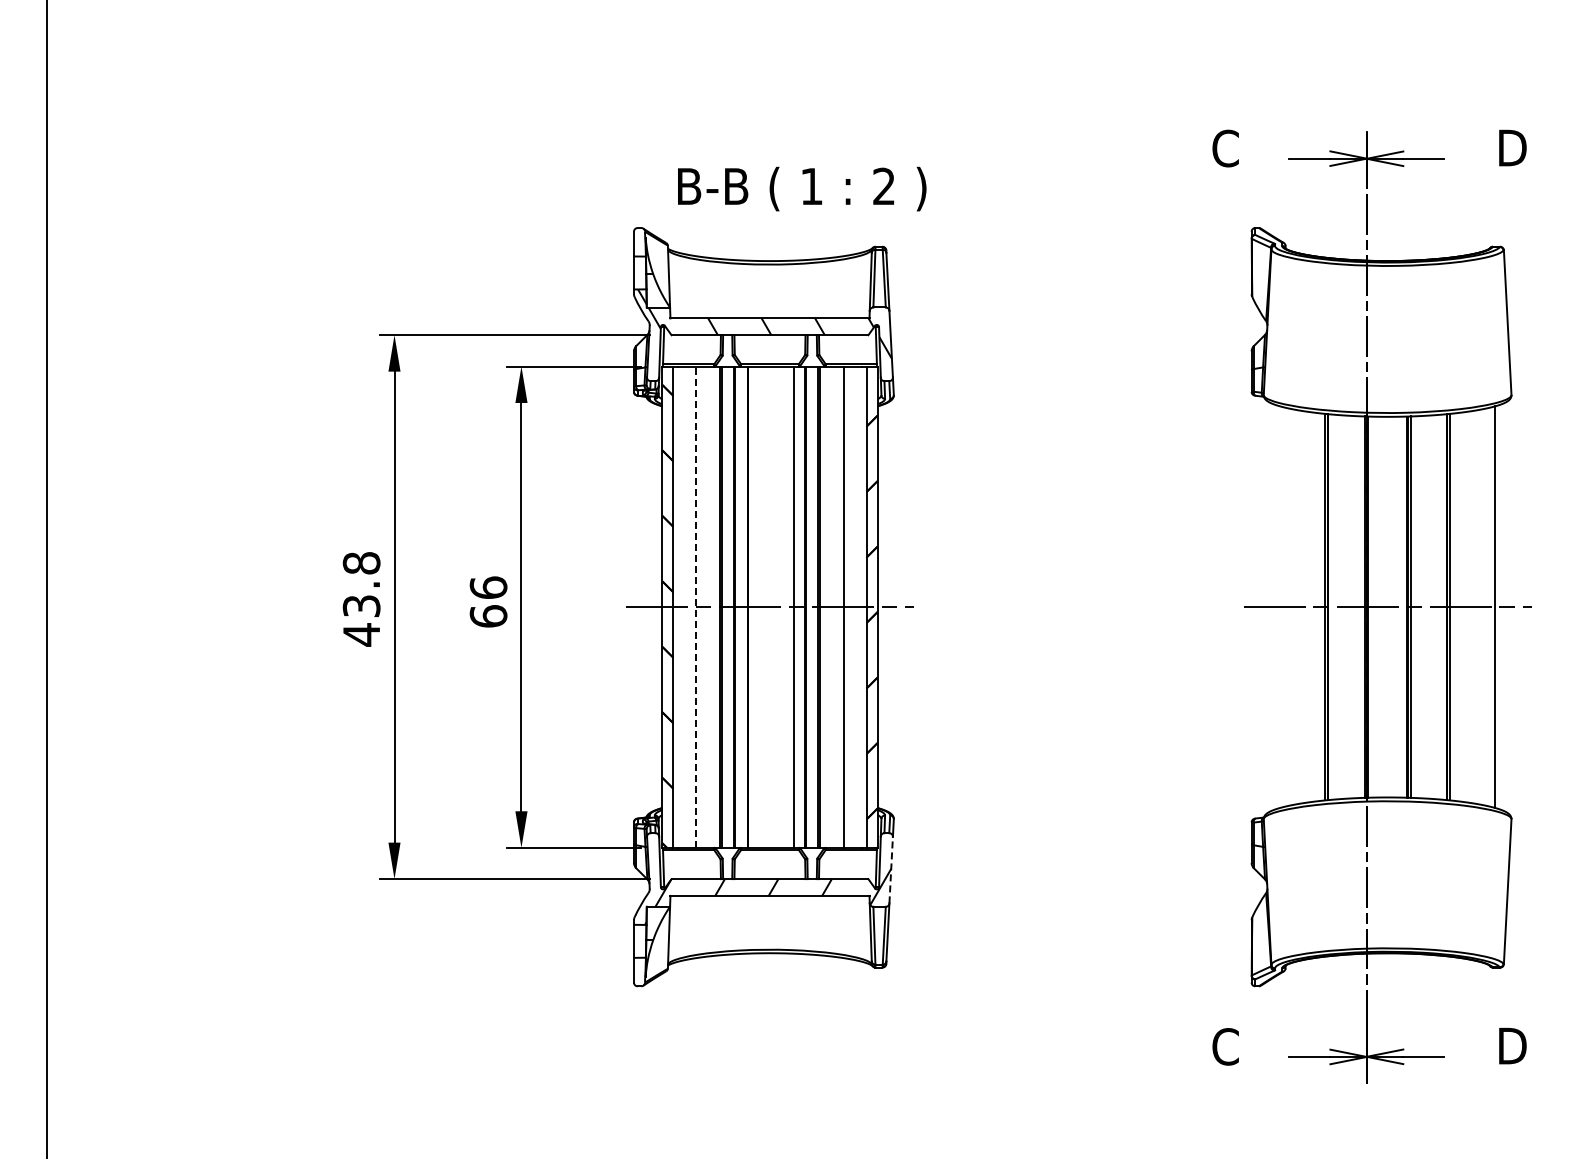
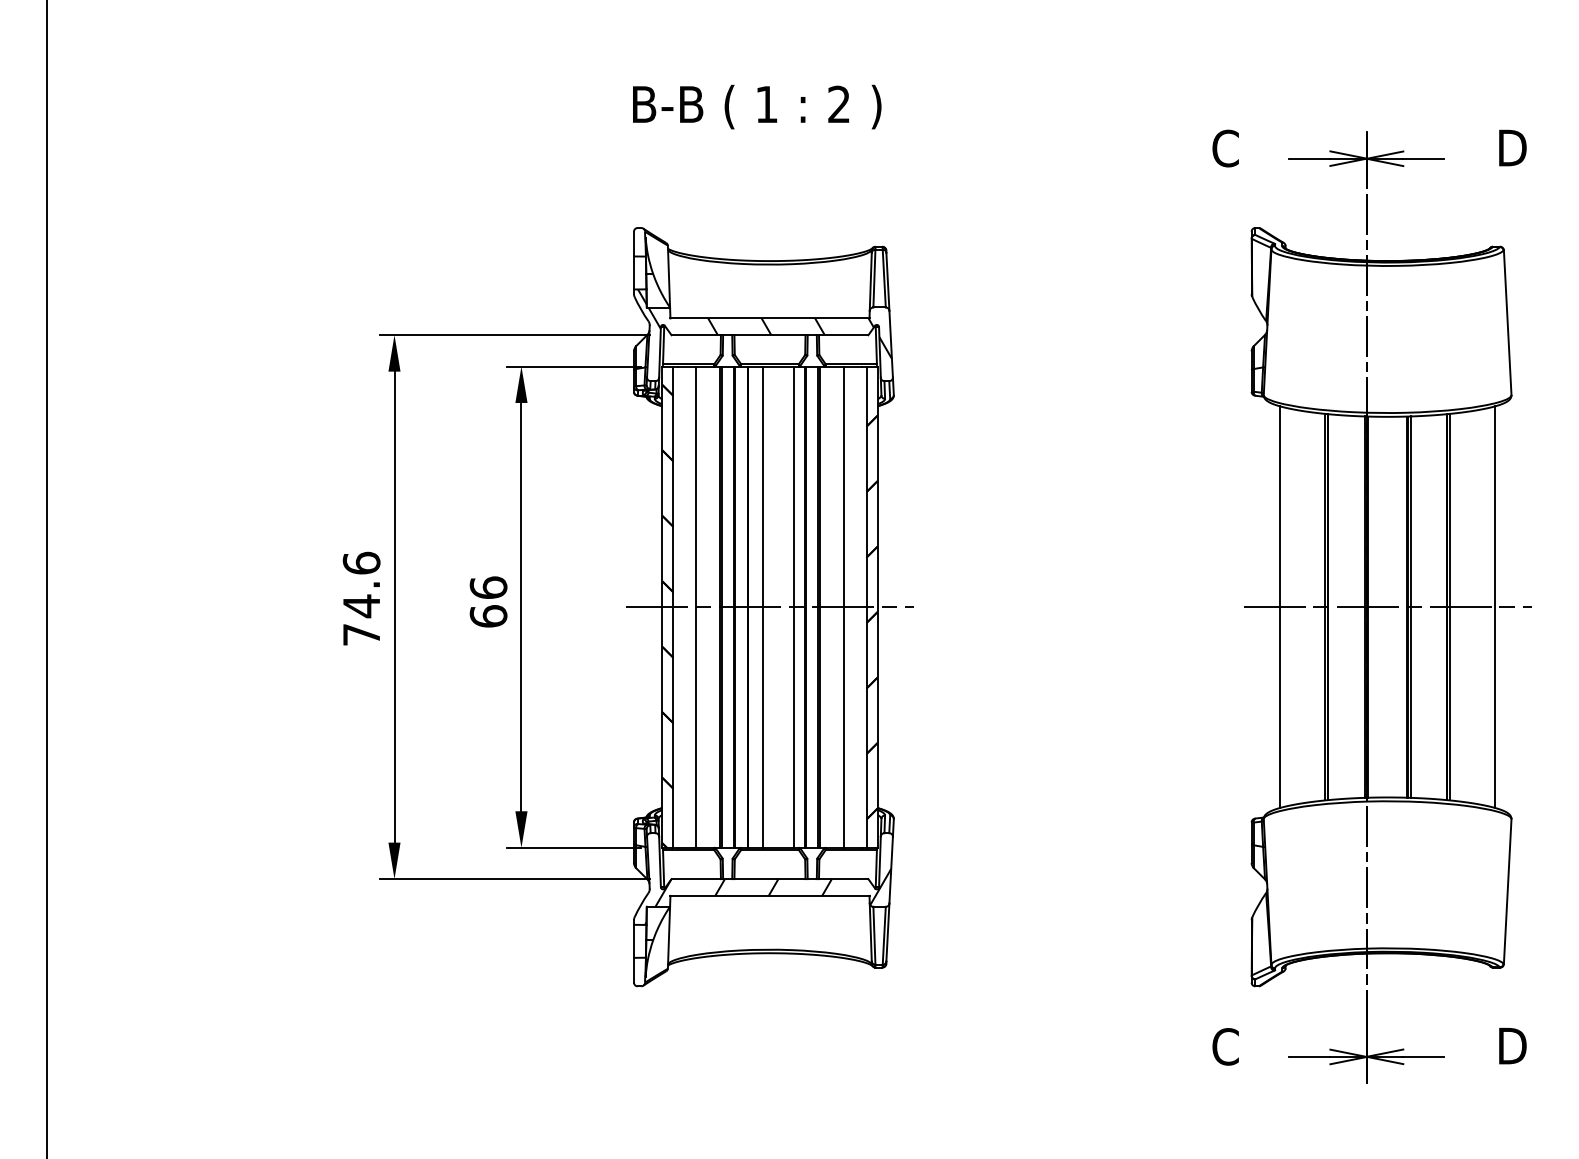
text position: (802, 188) -> (757, 106) (757, 106)
text: 43.8 -> 74.6 (361, 598)
line: none -> present (763, 606)
line: none -> present (1280, 606)
line: dashed -> solid (695, 607)
line: dashed -> solid (891, 869)
